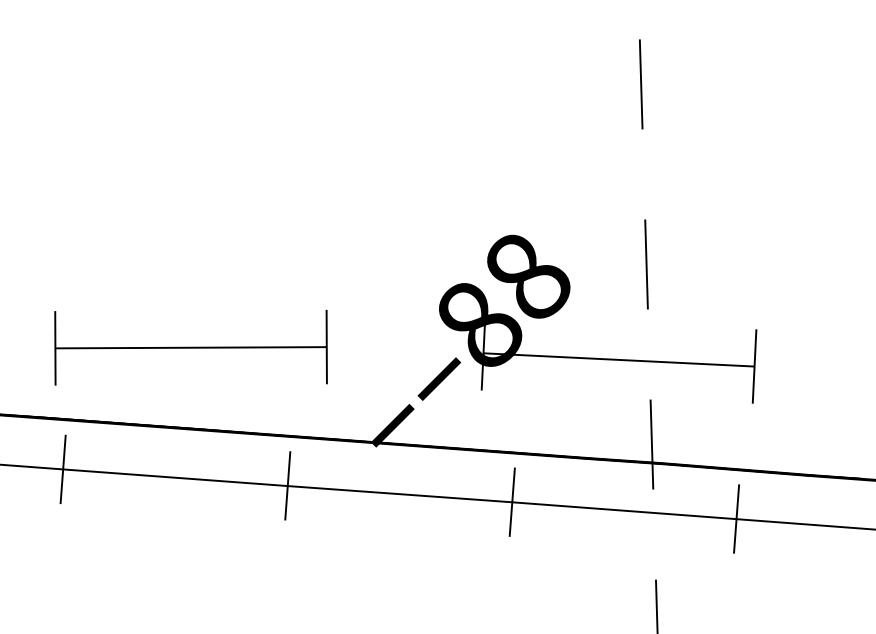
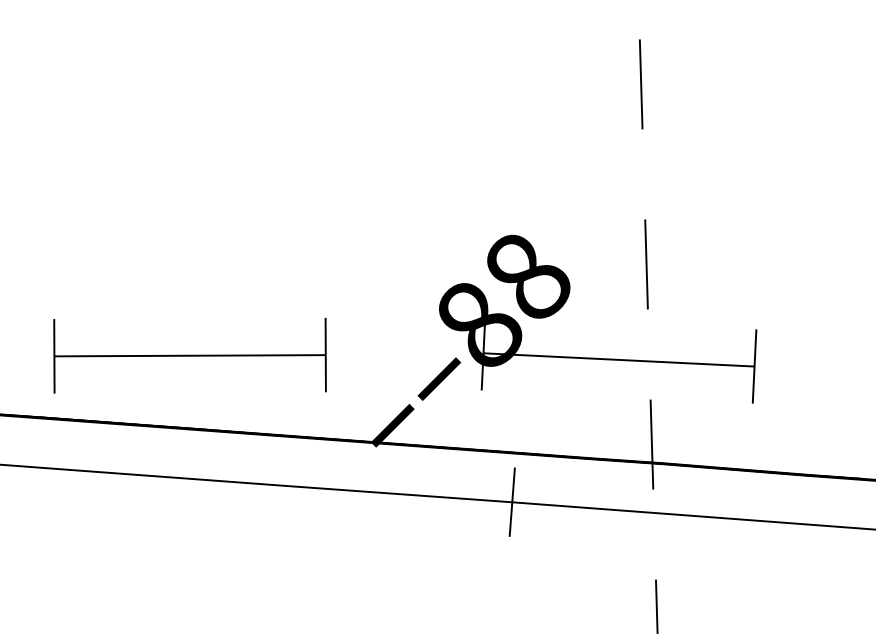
part position: (190, 347) -> (189, 355) (189, 355)
line: present -> none (62, 469)
line: present -> none (287, 485)
line: present -> none (736, 518)
